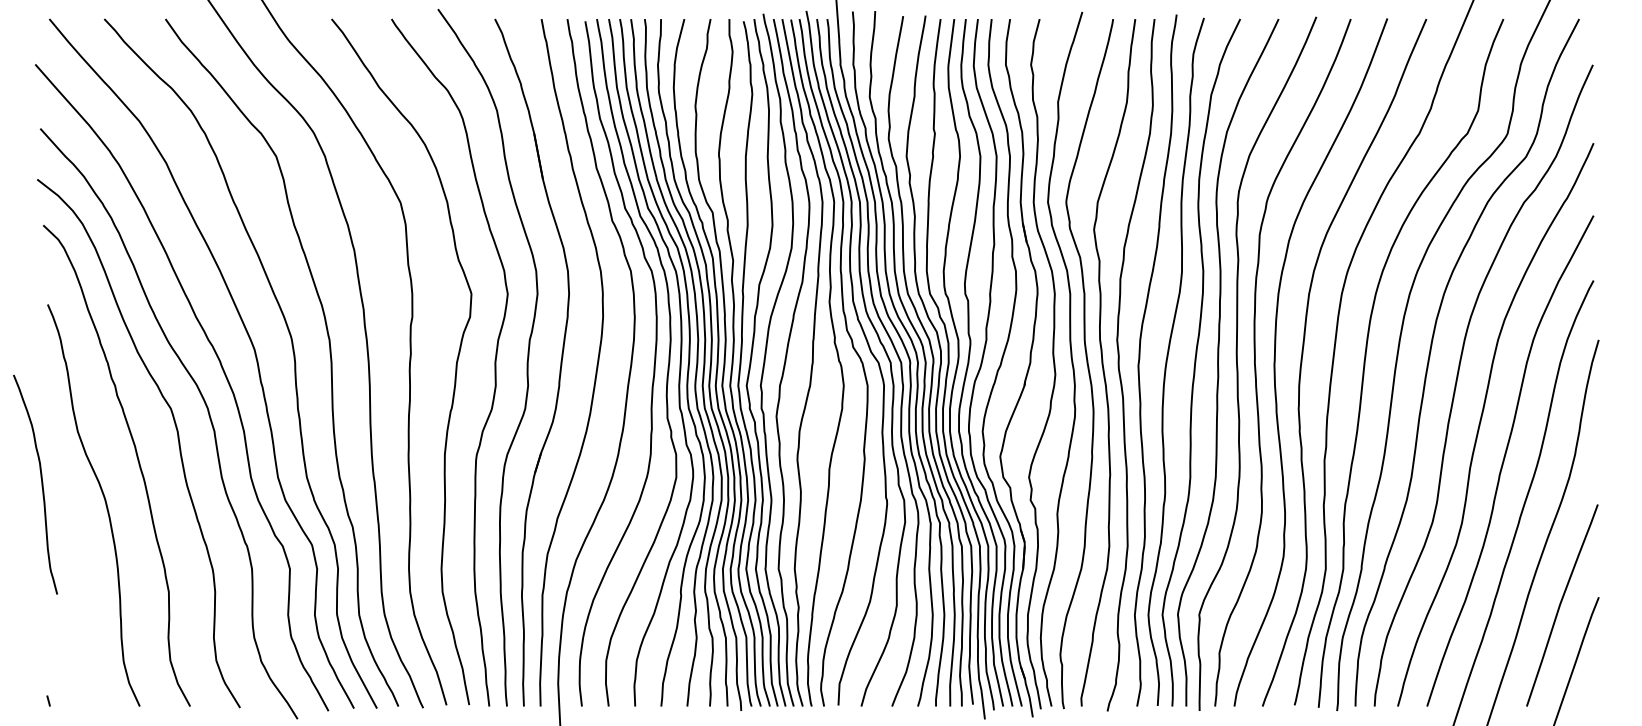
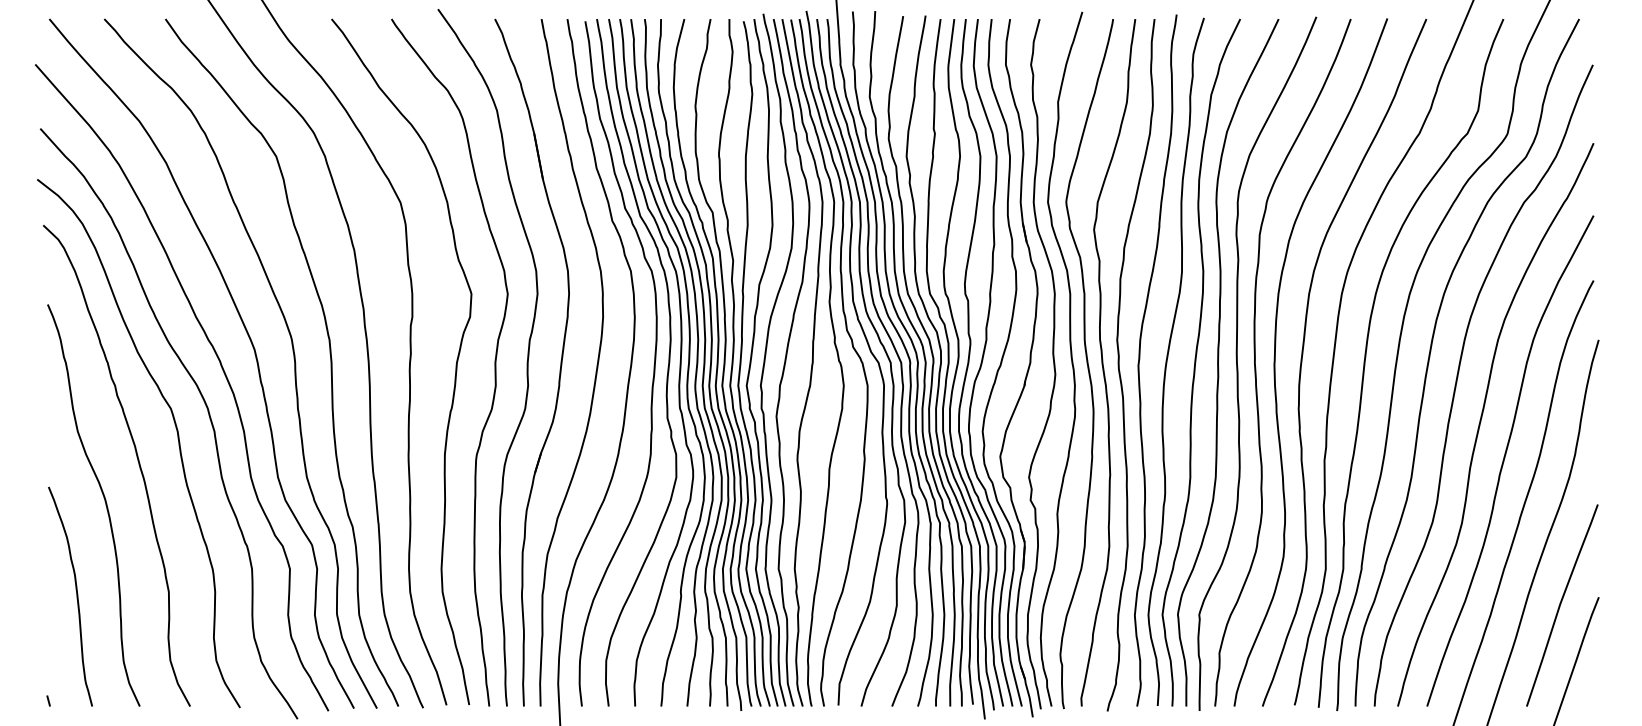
curve position: (41, 484) -> (76, 596) (76, 596)
